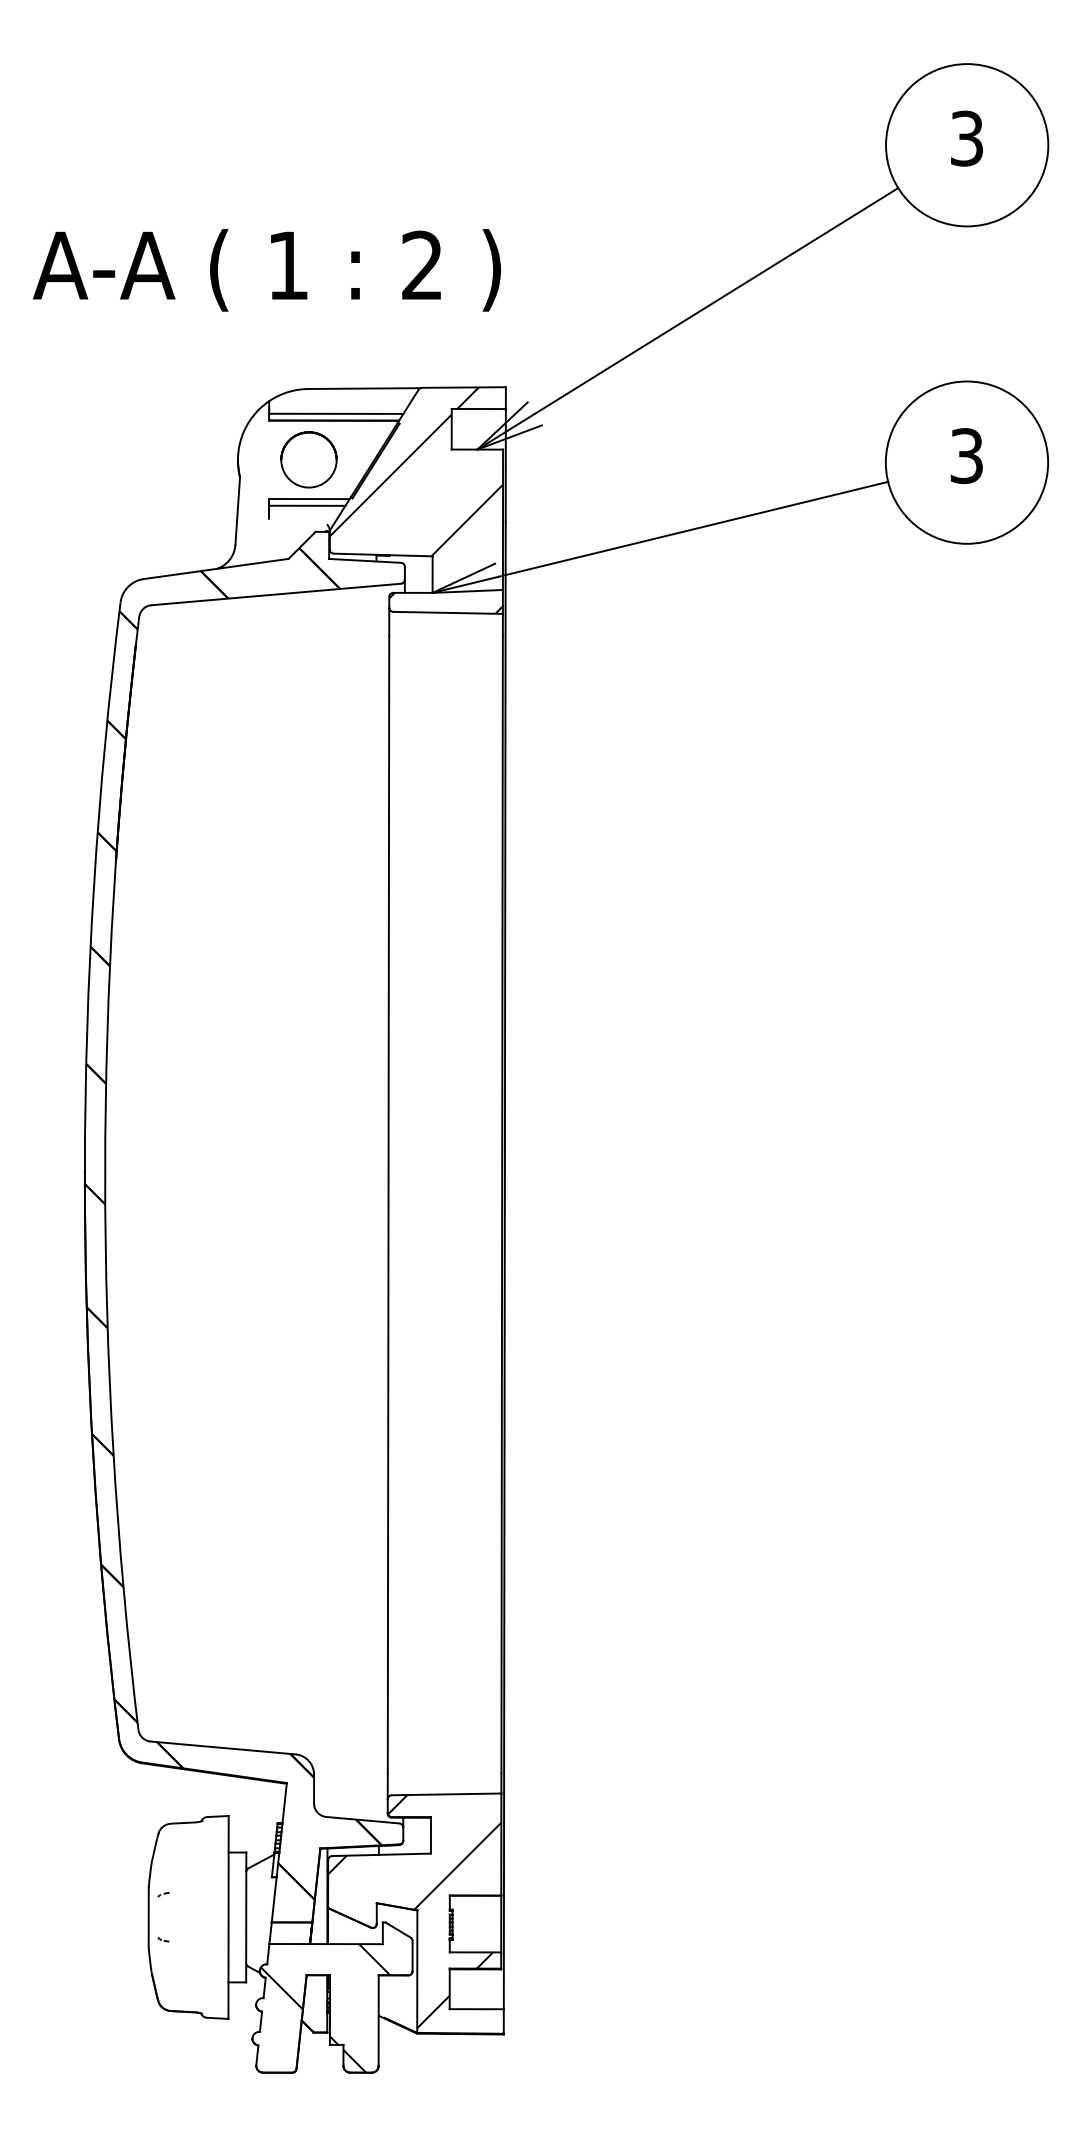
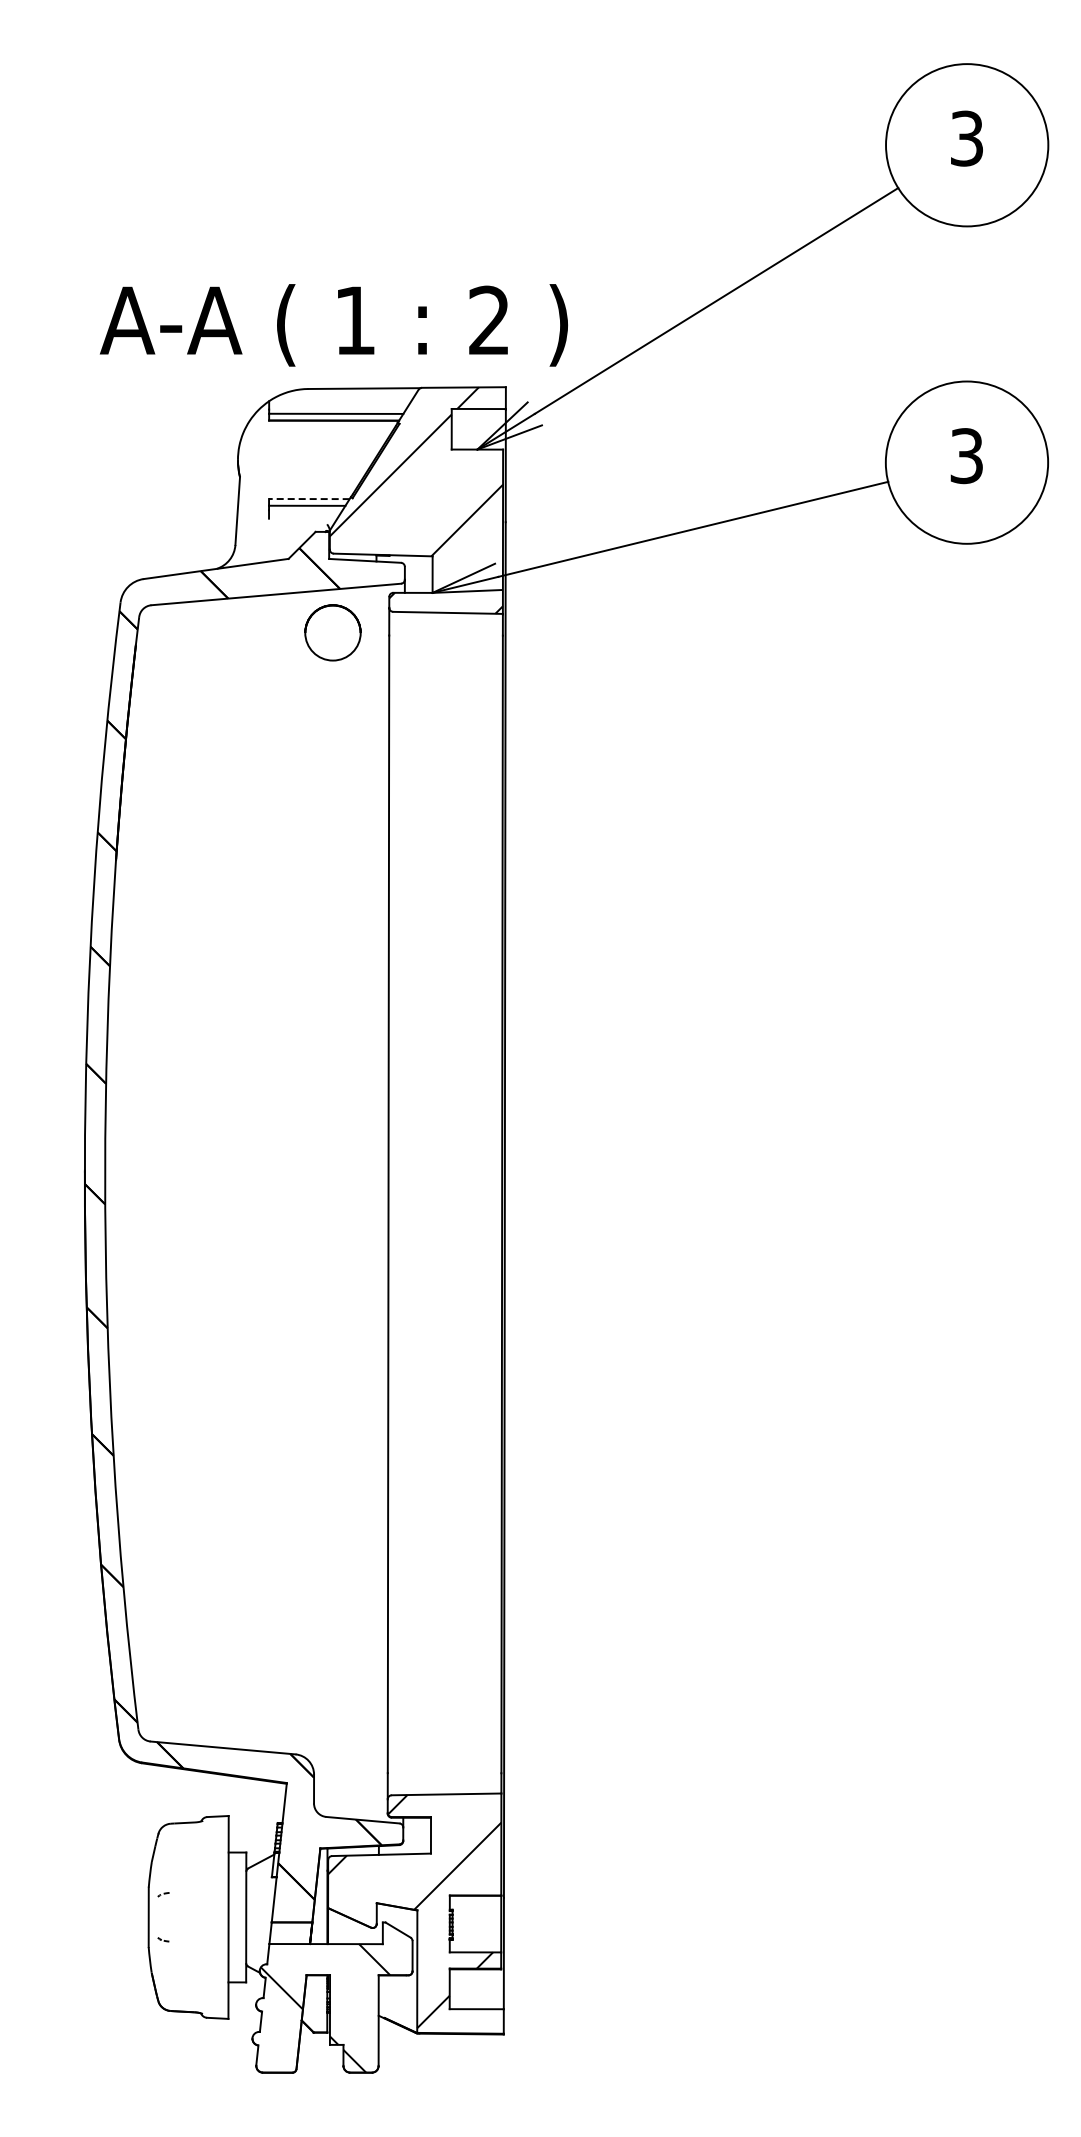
text position: (266, 270) -> (333, 325) (333, 325)
part position: (308, 459) -> (332, 632) (332, 632)
line: solid -> dashed (308, 499)
